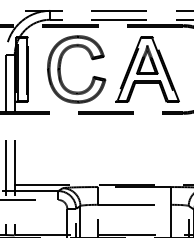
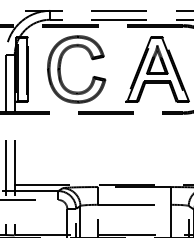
part position: (147, 69) -> (157, 69) (157, 69)
